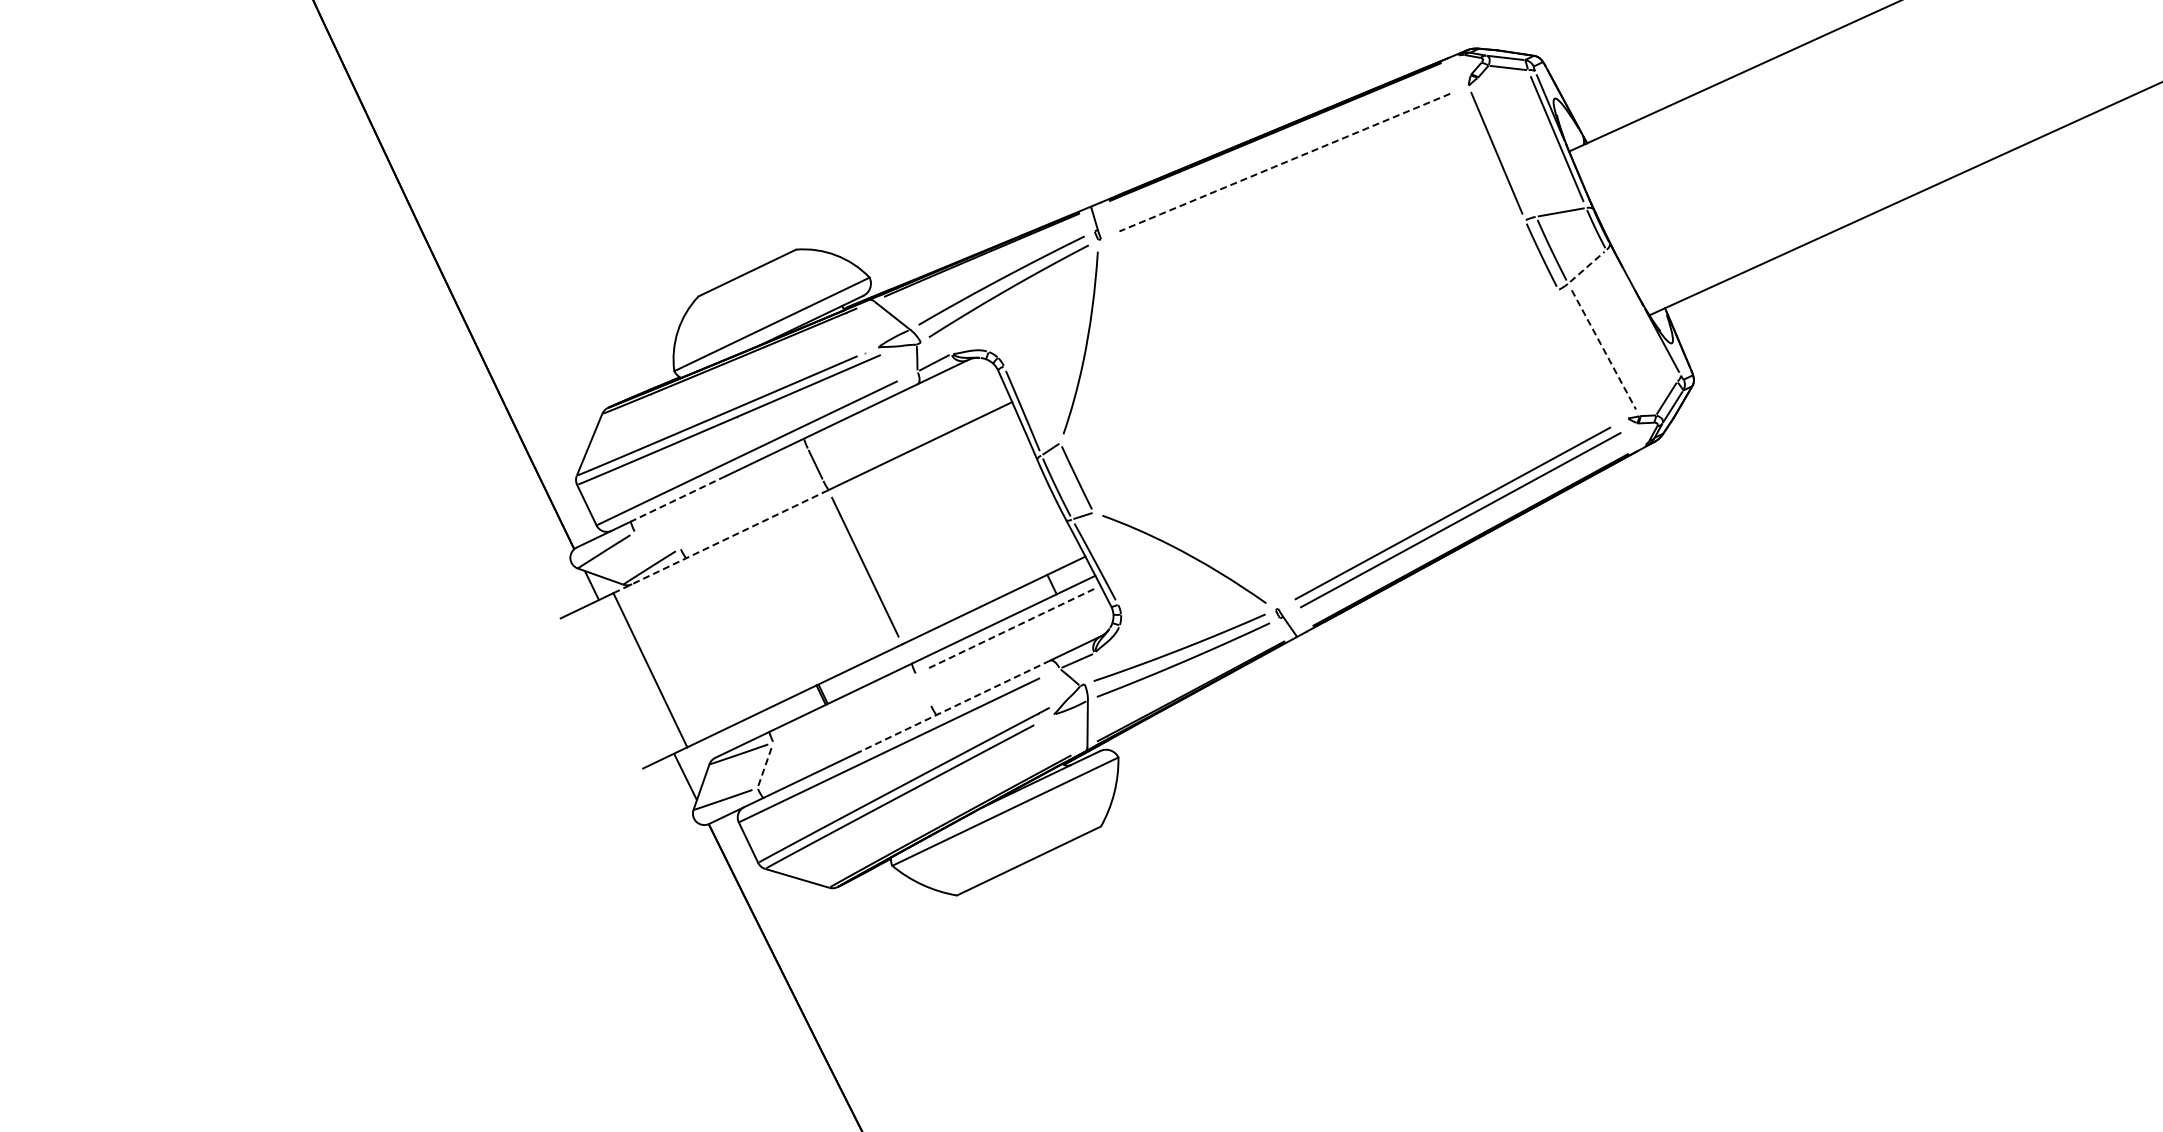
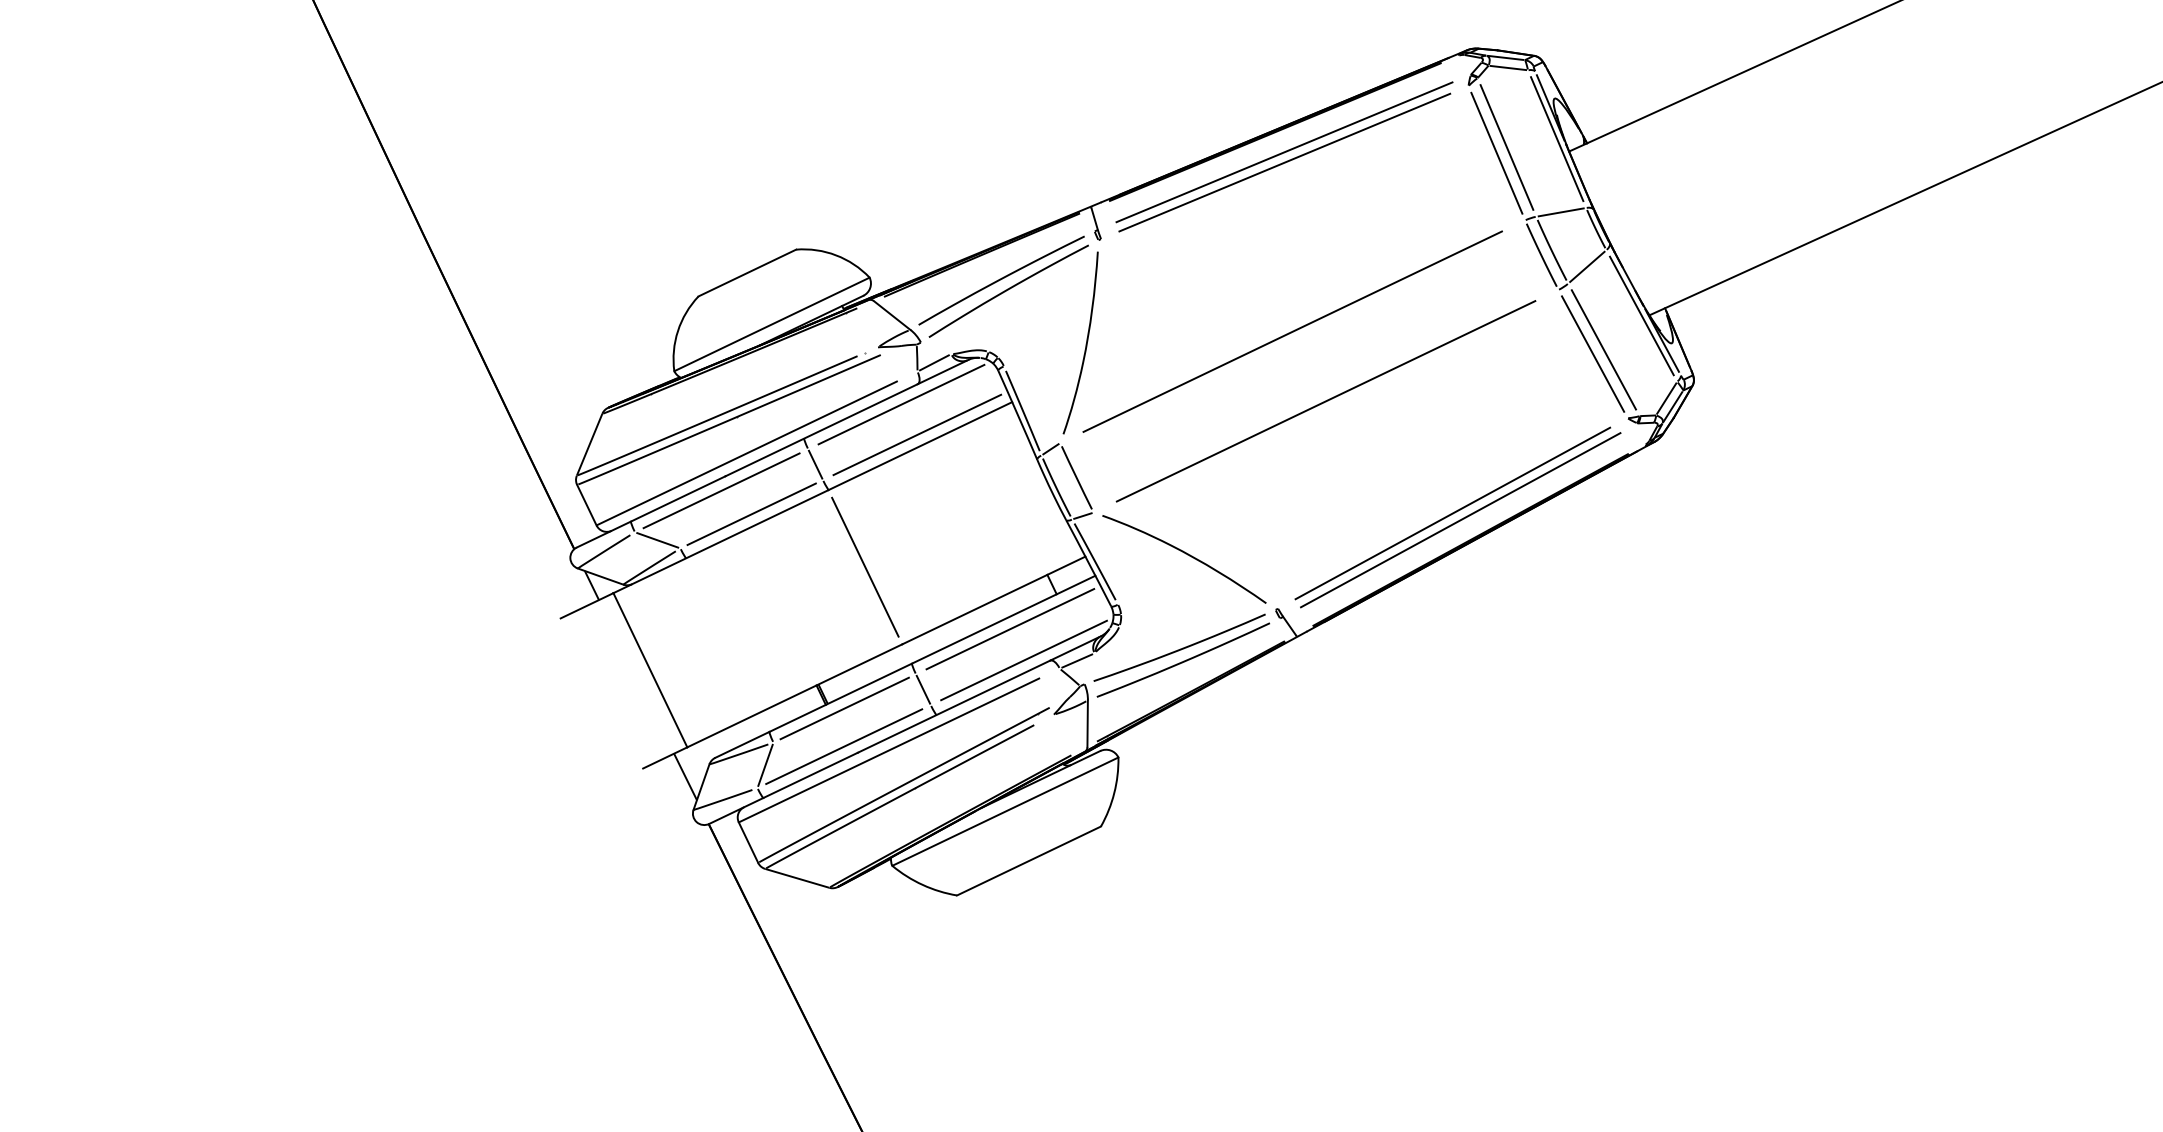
line: none -> present (1506, 147)
line: none -> present (1284, 152)
line: dashed -> solid (1284, 162)
line: dashed -> solid (1587, 266)
line: none -> present (1641, 315)
line: none -> present (1292, 331)
line: dashed -> solid (1603, 349)
line: none -> present (1592, 353)
line: none -> present (1325, 401)
line: none -> present (901, 404)
line: none -> present (917, 434)
line: none -> present (721, 490)
line: dashed -> solid (677, 499)
line: none -> present (751, 514)
line: none -> present (657, 540)
line: dashed -> solid (721, 541)
line: dashed -> solid (1010, 629)
line: none -> present (1023, 660)
line: none -> present (923, 689)
line: dashed -> solid (954, 706)
line: none -> present (844, 708)
line: none -> present (844, 746)
line: dashed -> solid (765, 765)
